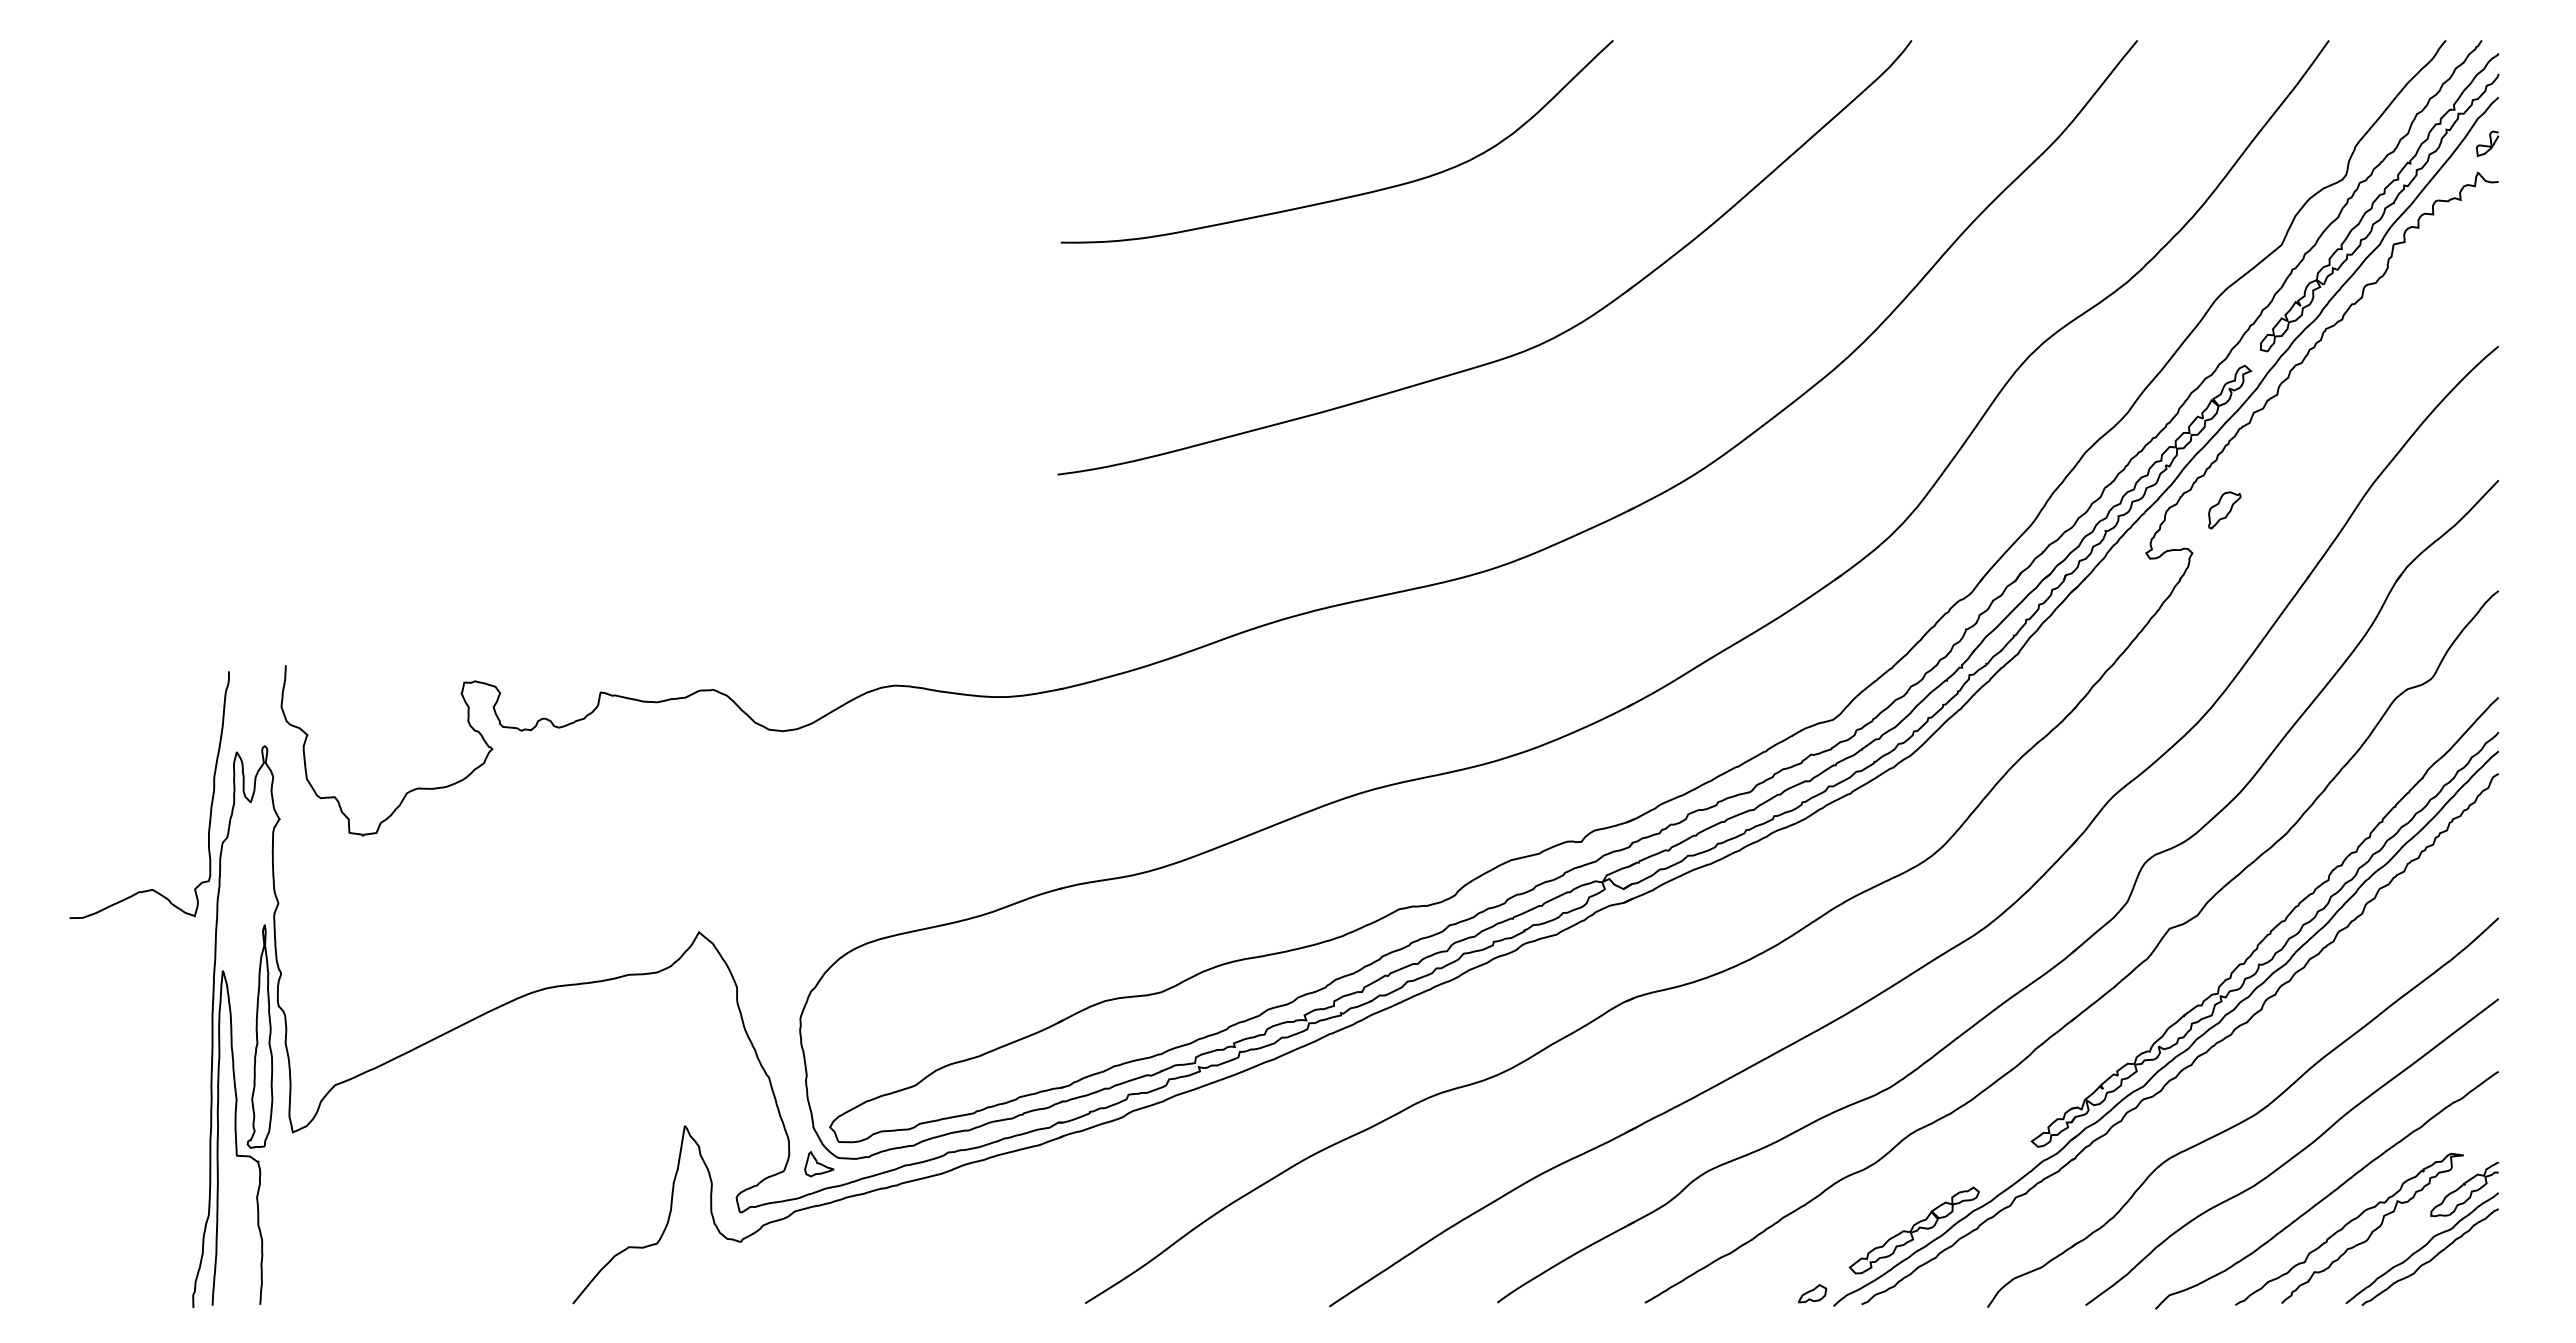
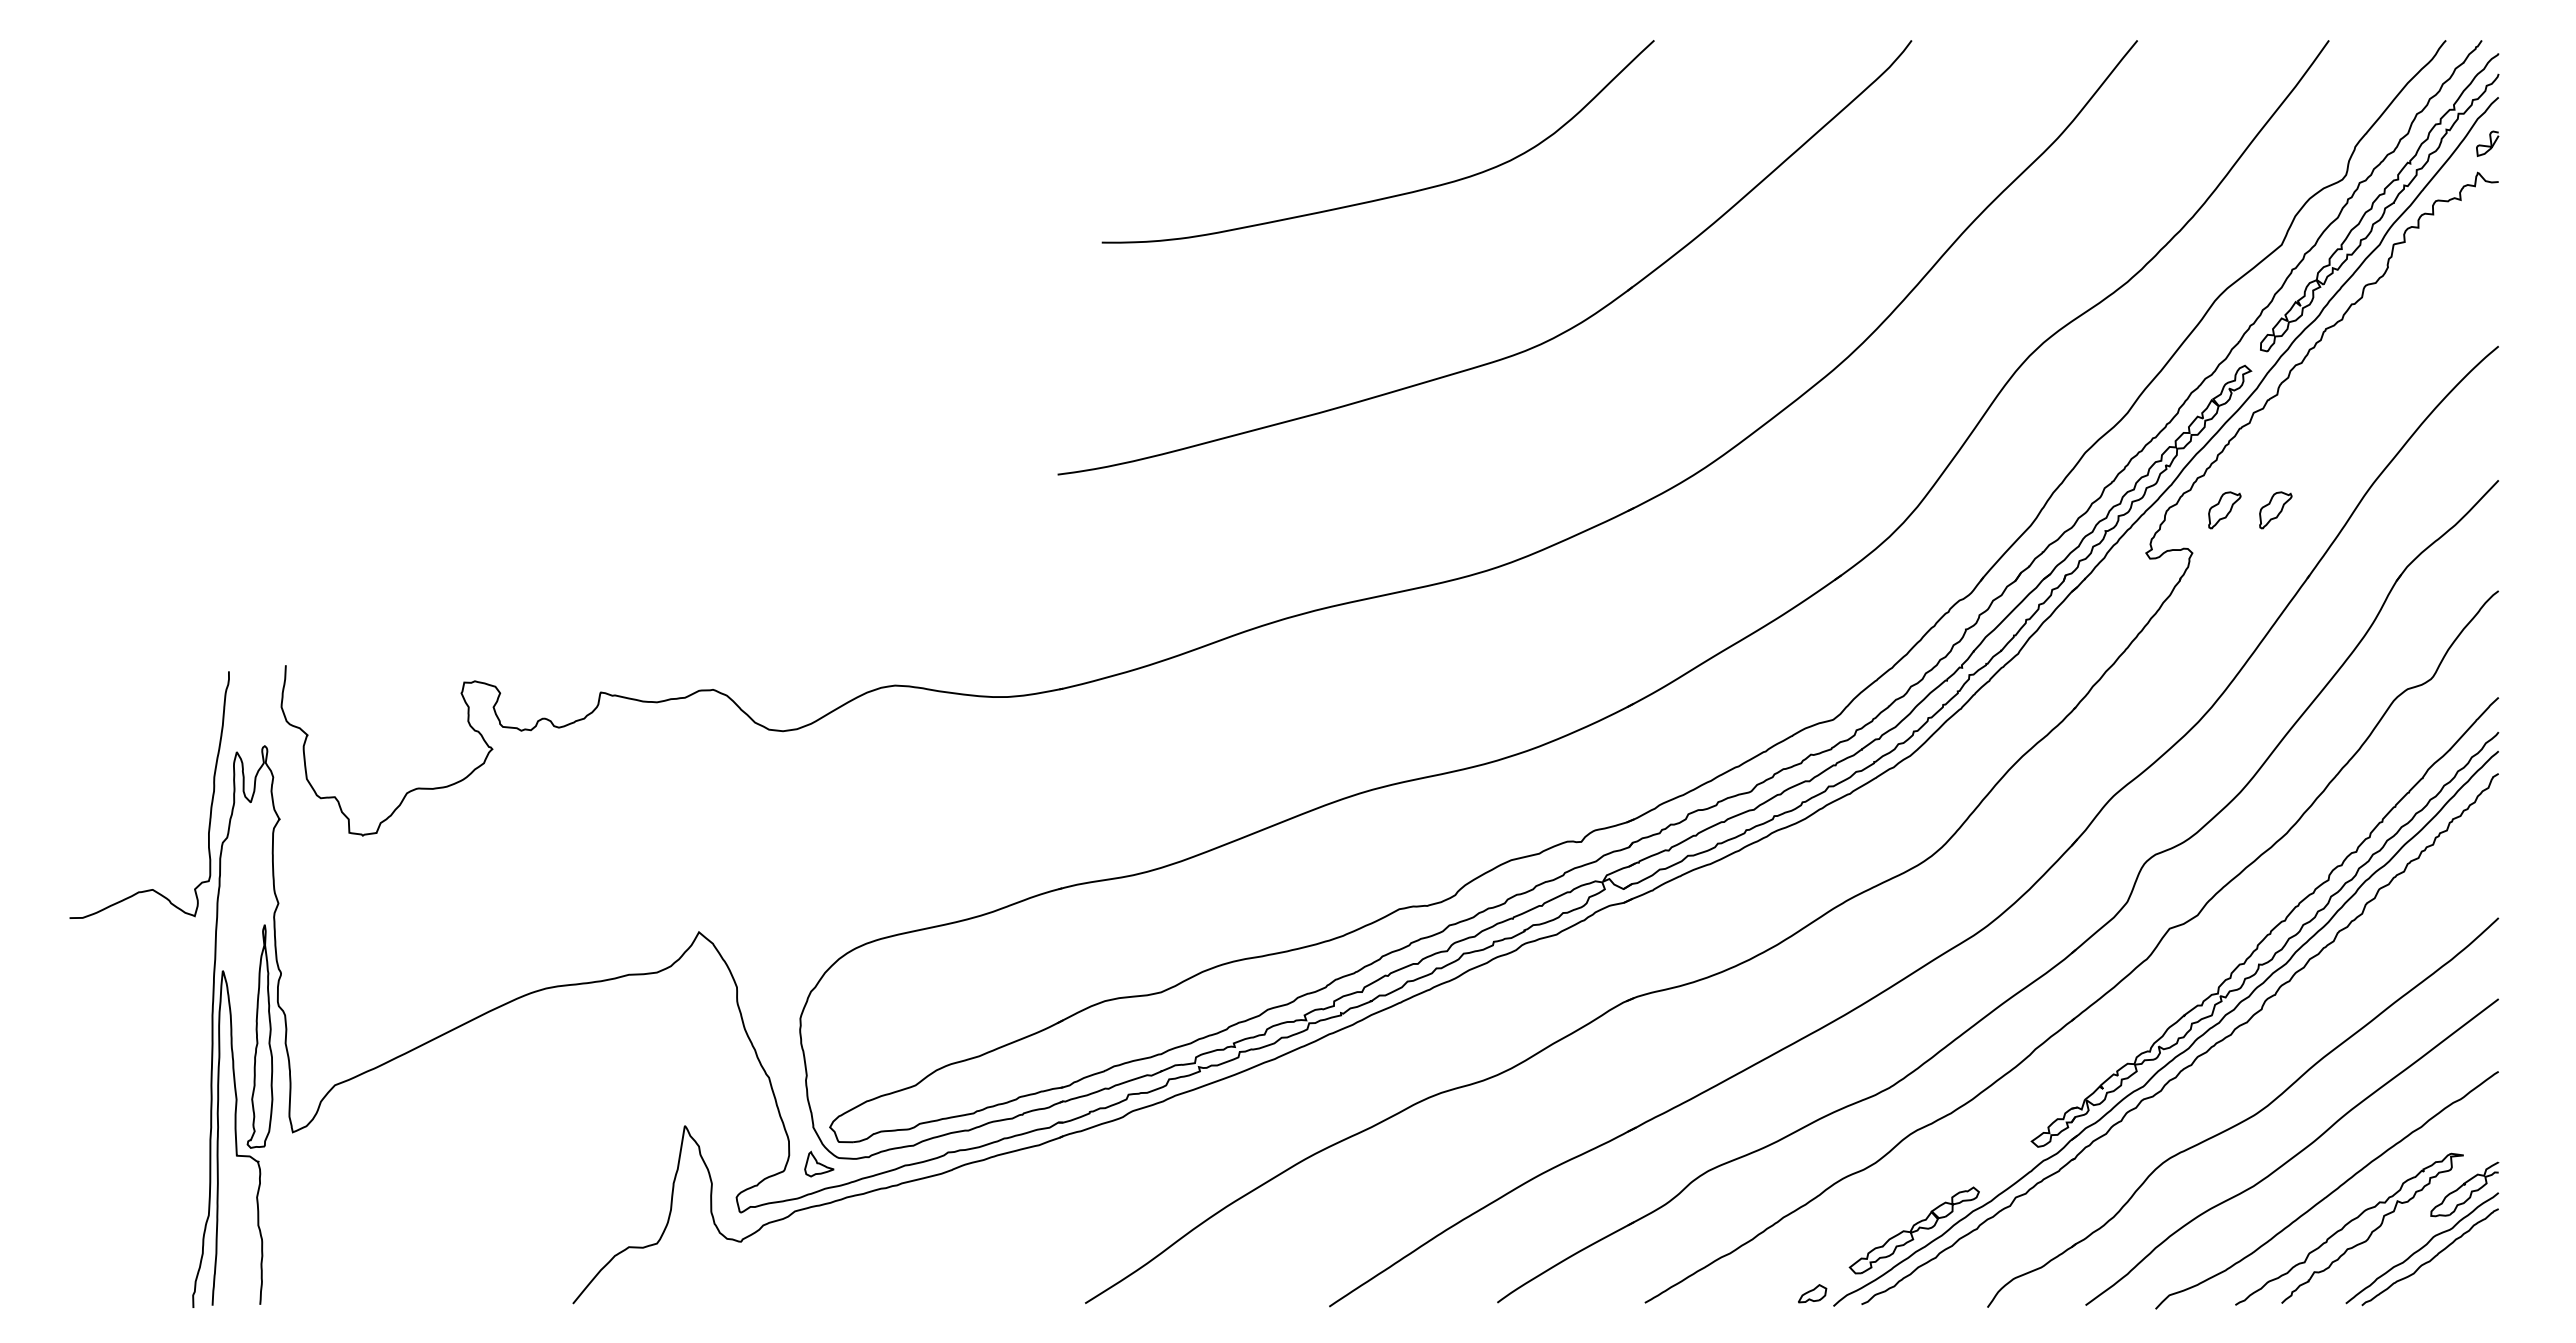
curve position: (1346, 196) -> (1387, 196) (1387, 196)
part: none -> present (2275, 510)
